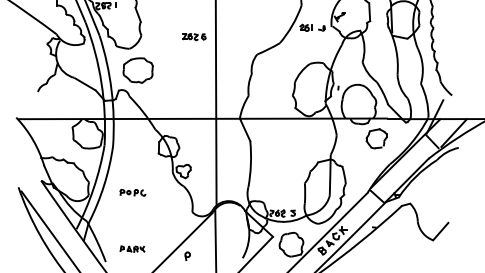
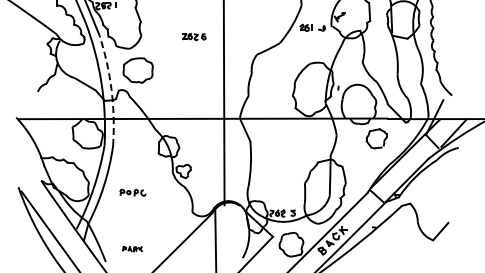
arc: solid -> dashed (111, 90)
line position: (215, 103) -> (223, 103) (223, 103)
part size: 27x8 px -> 21x7 px (132, 249)
part: present -> none (187, 255)
